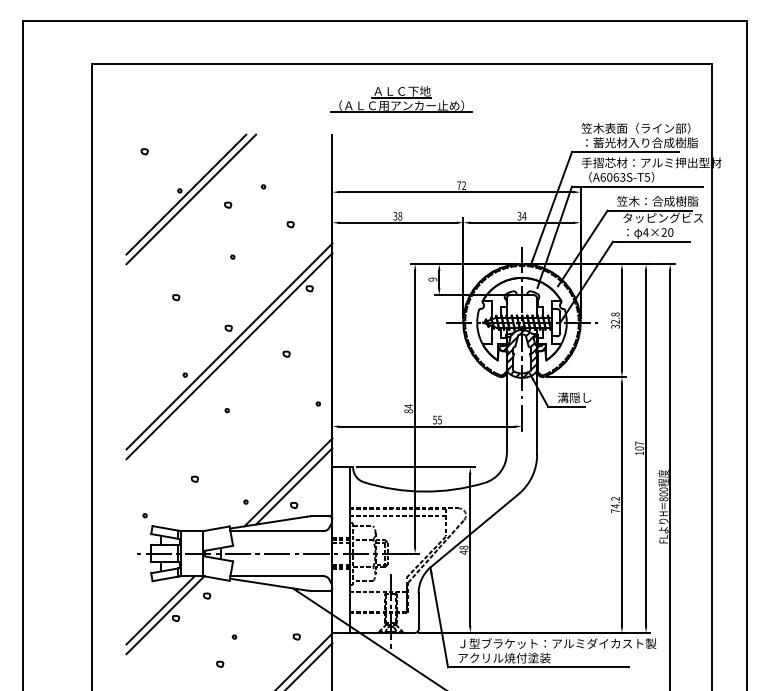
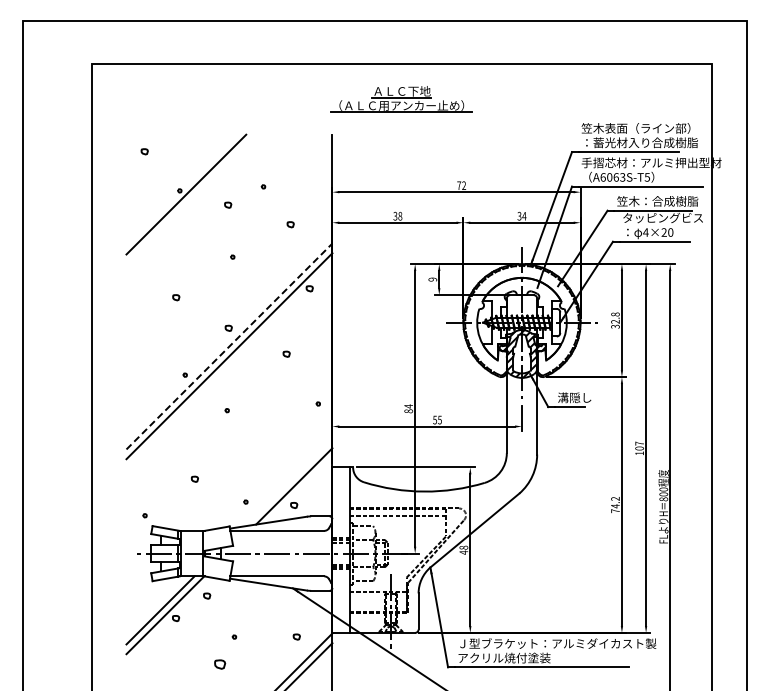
line: present -> none (191, 199)
line: solid -> dashed (229, 346)
line: present -> none (288, 482)
part size: 9x8 px -> 13x11 px (220, 664)
